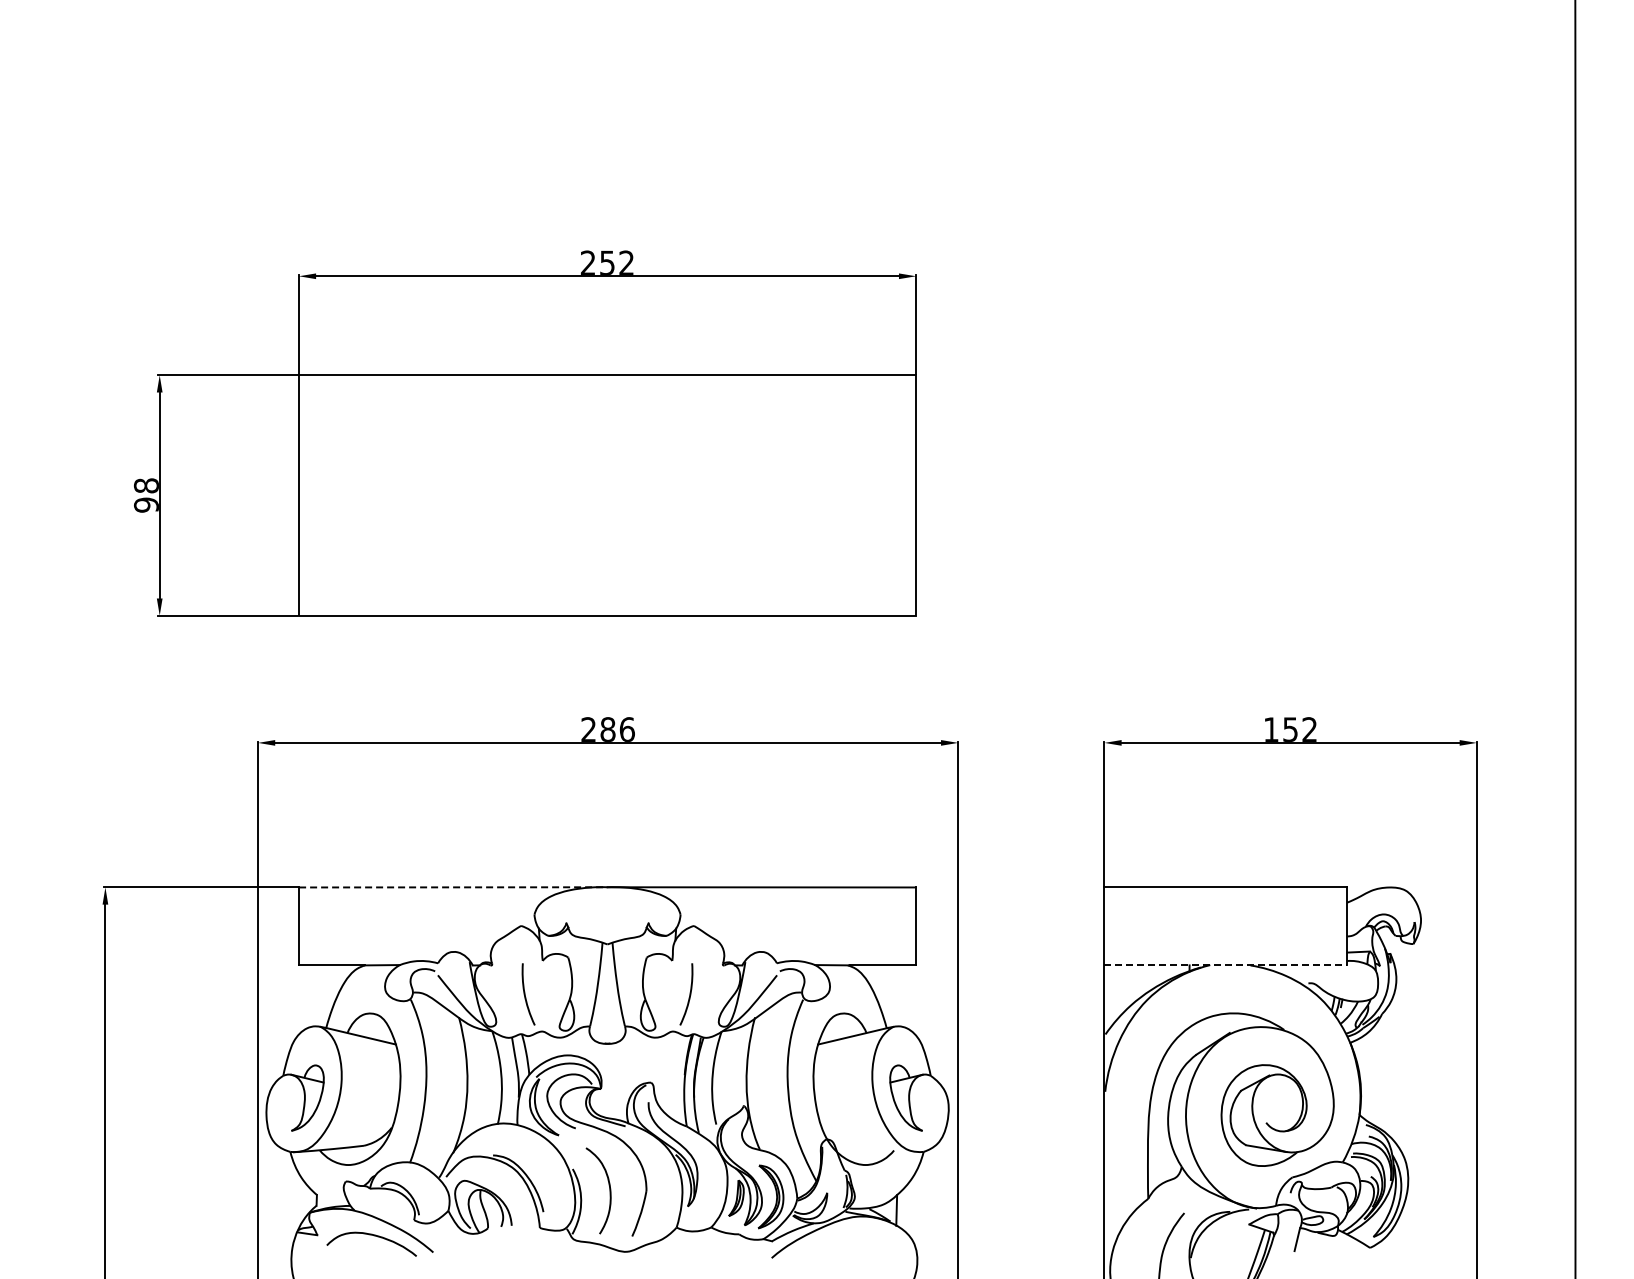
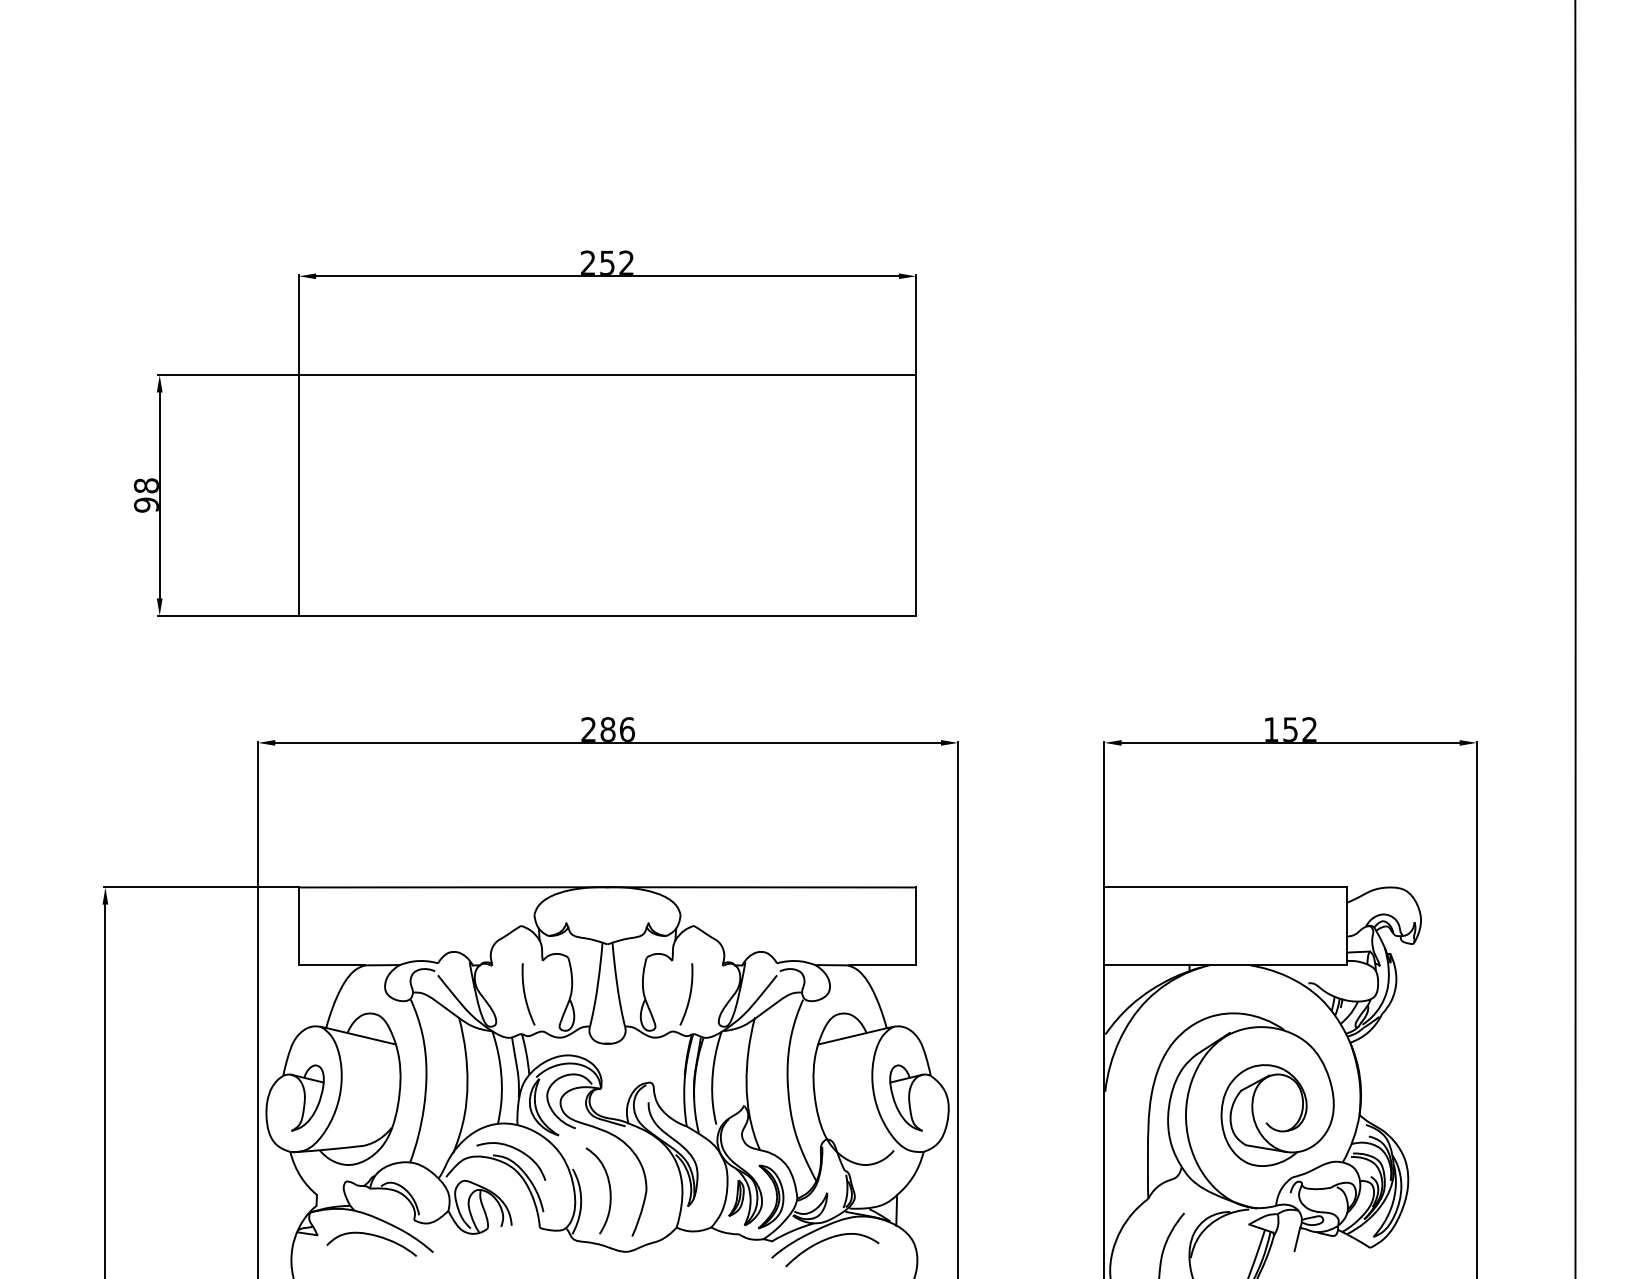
line: dashed -> solid (453, 887)
line: dashed -> solid (1226, 965)
curve: none -> present (516, 1150)
curve: none -> present (829, 1239)
